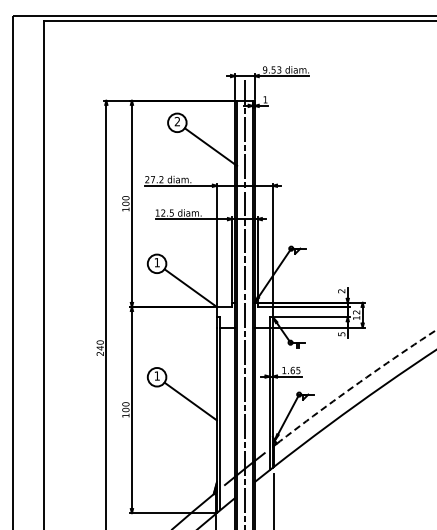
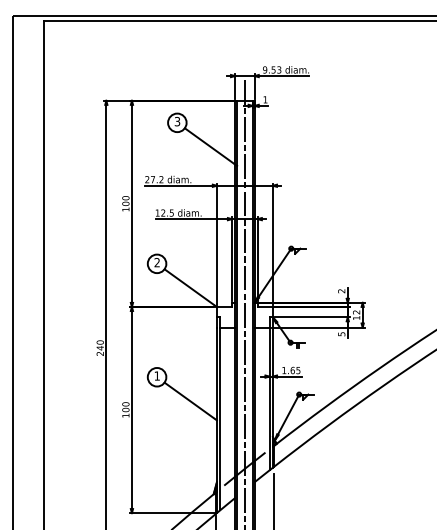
text: 2 -> 3 (177, 121)
text: 1 -> 2 (156, 262)
arc: dashed -> solid (354, 386)
